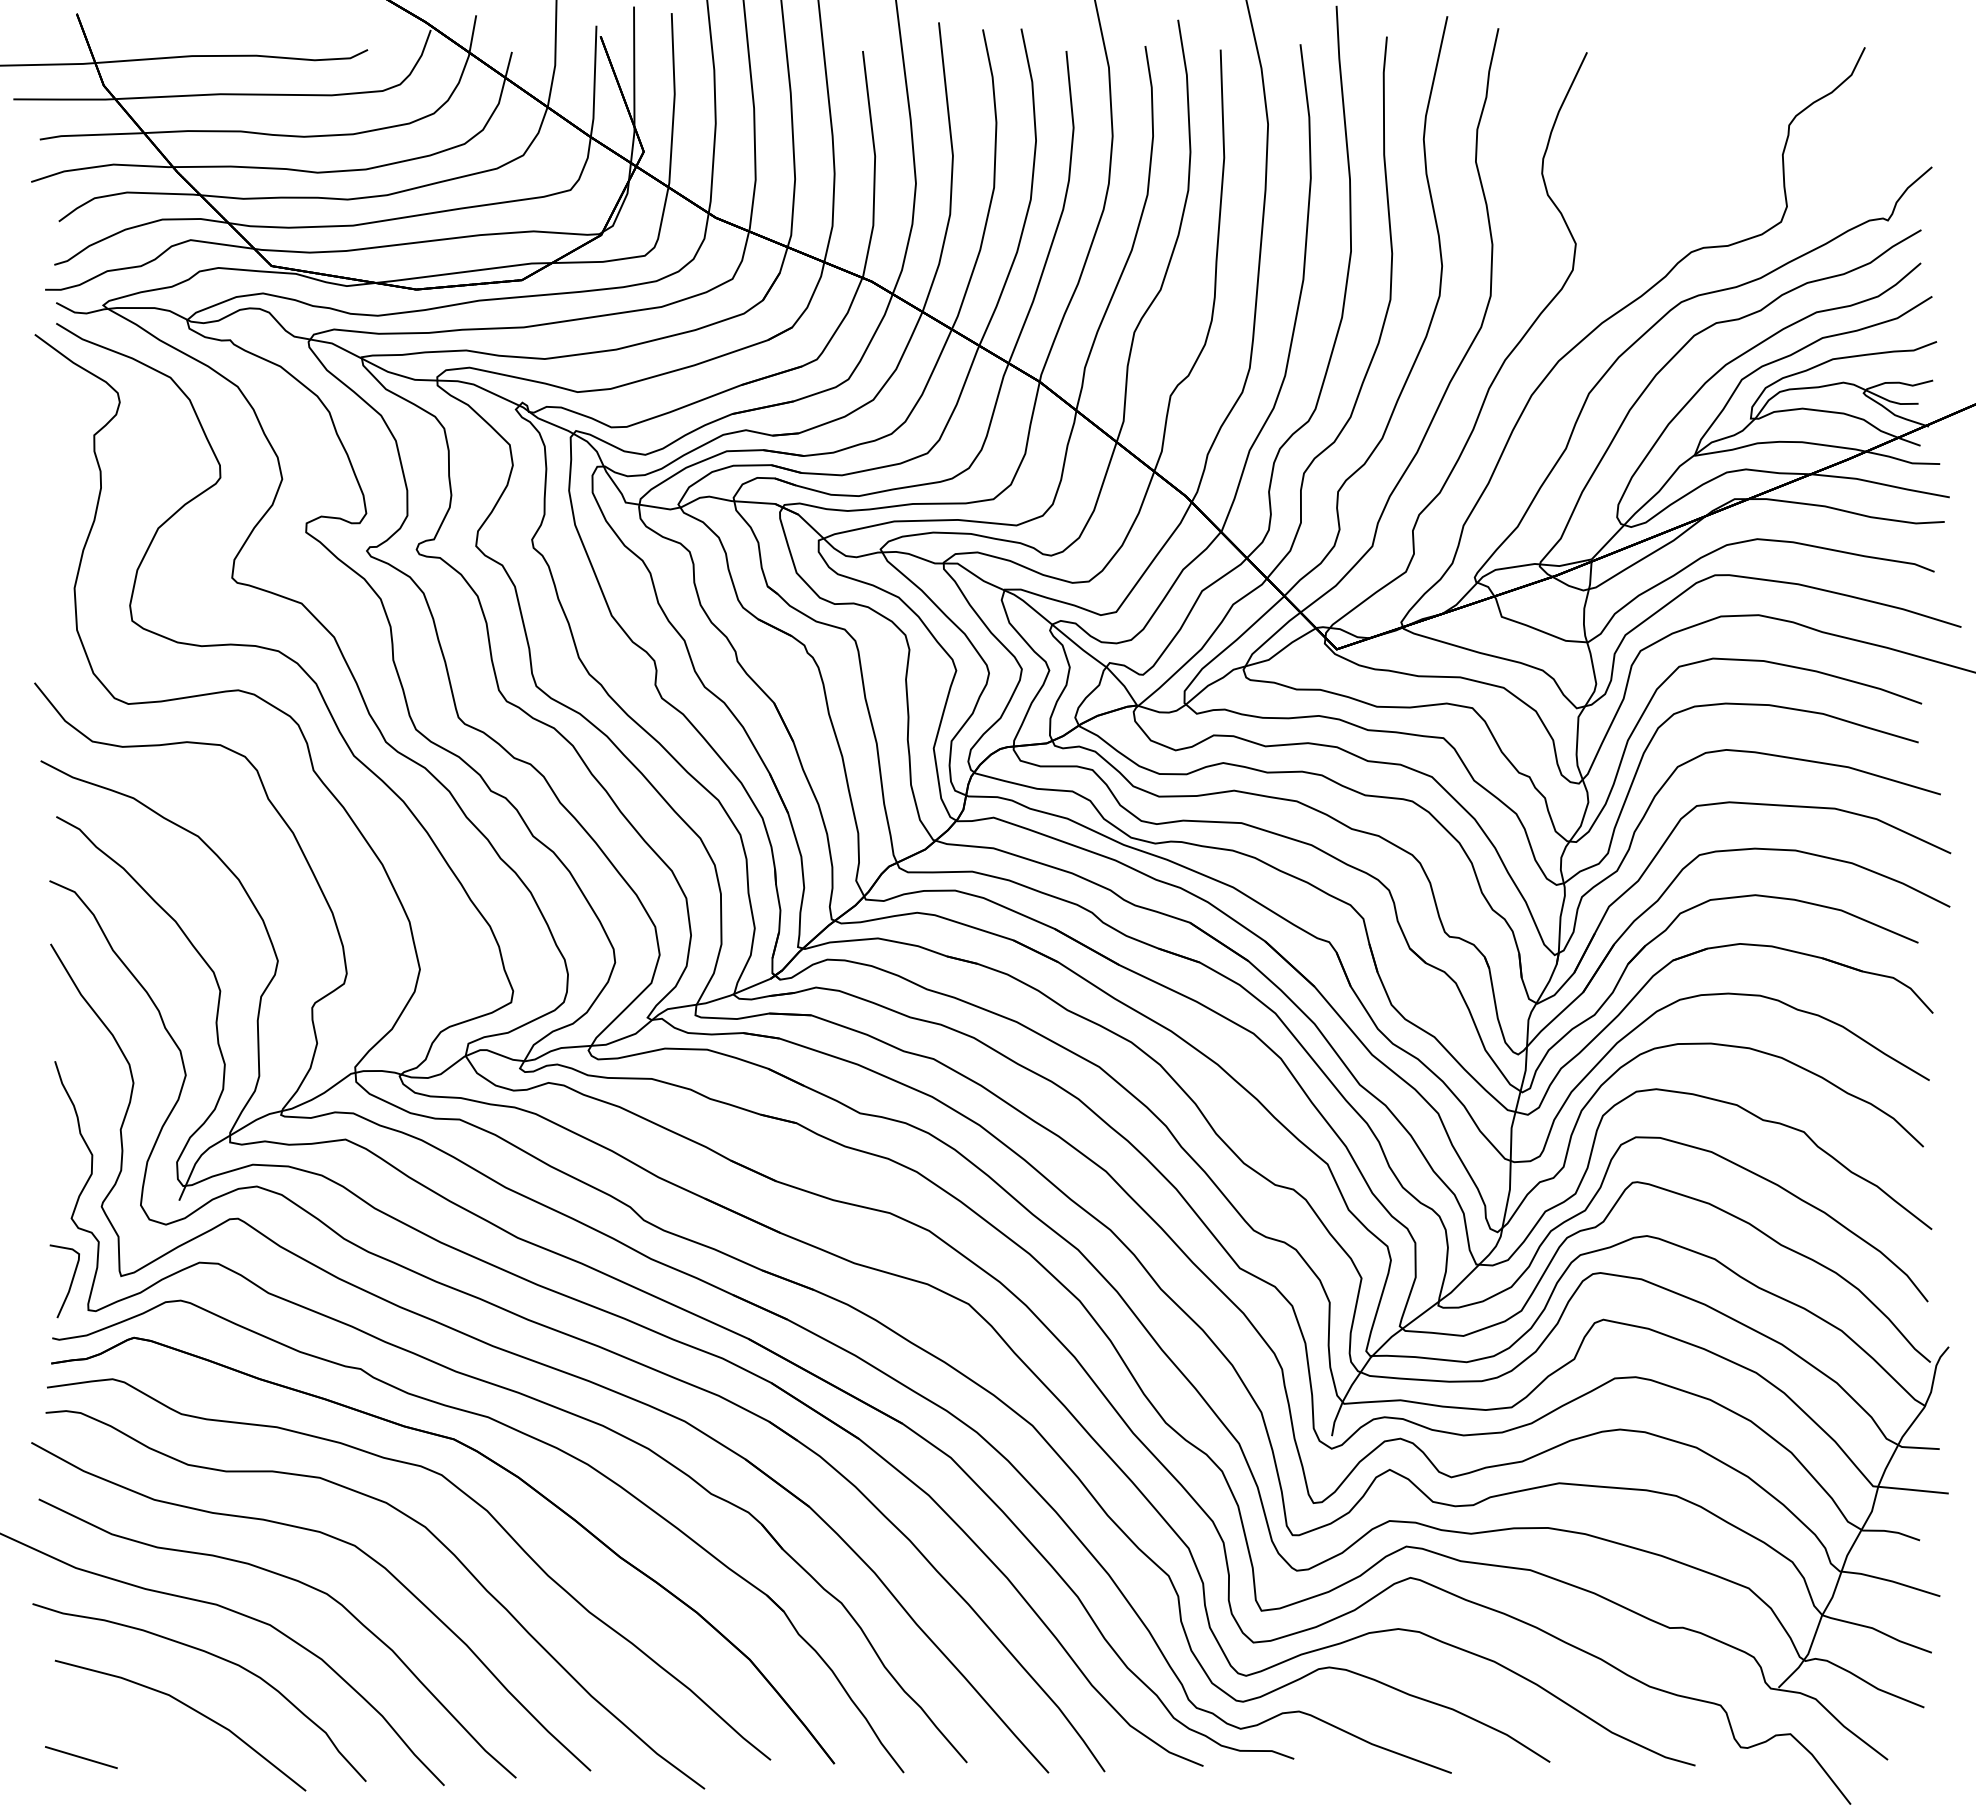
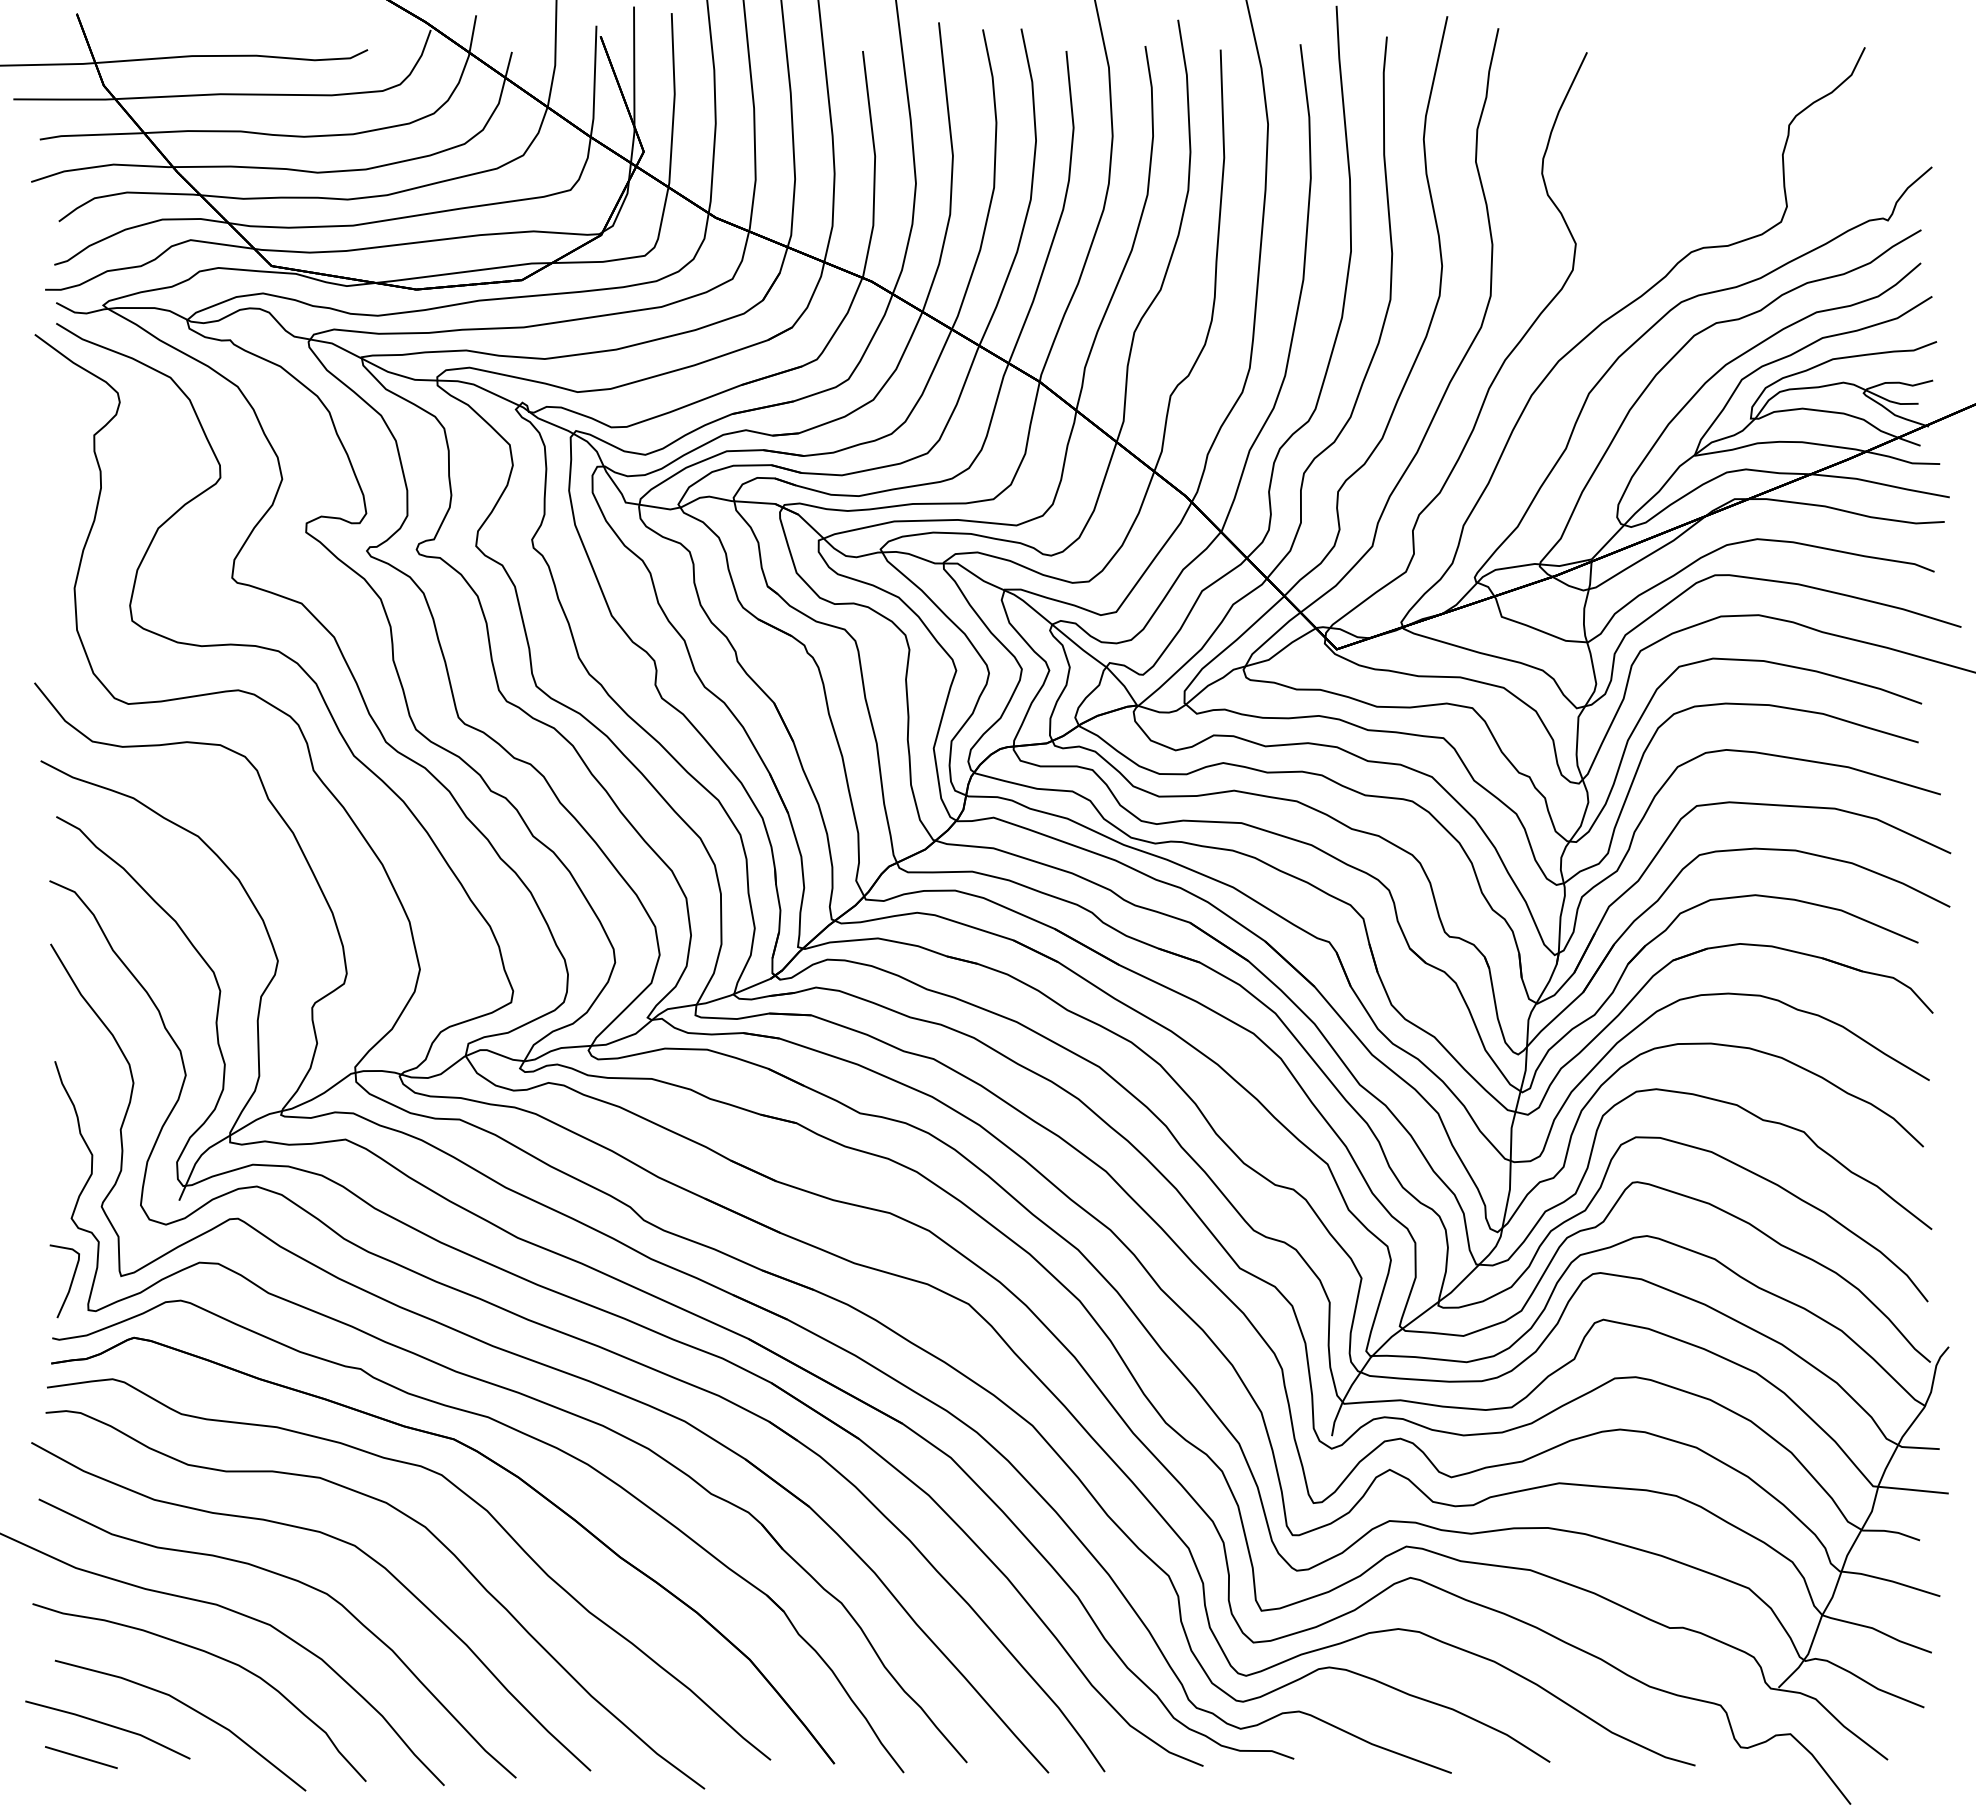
line: none -> present (109, 1726)
